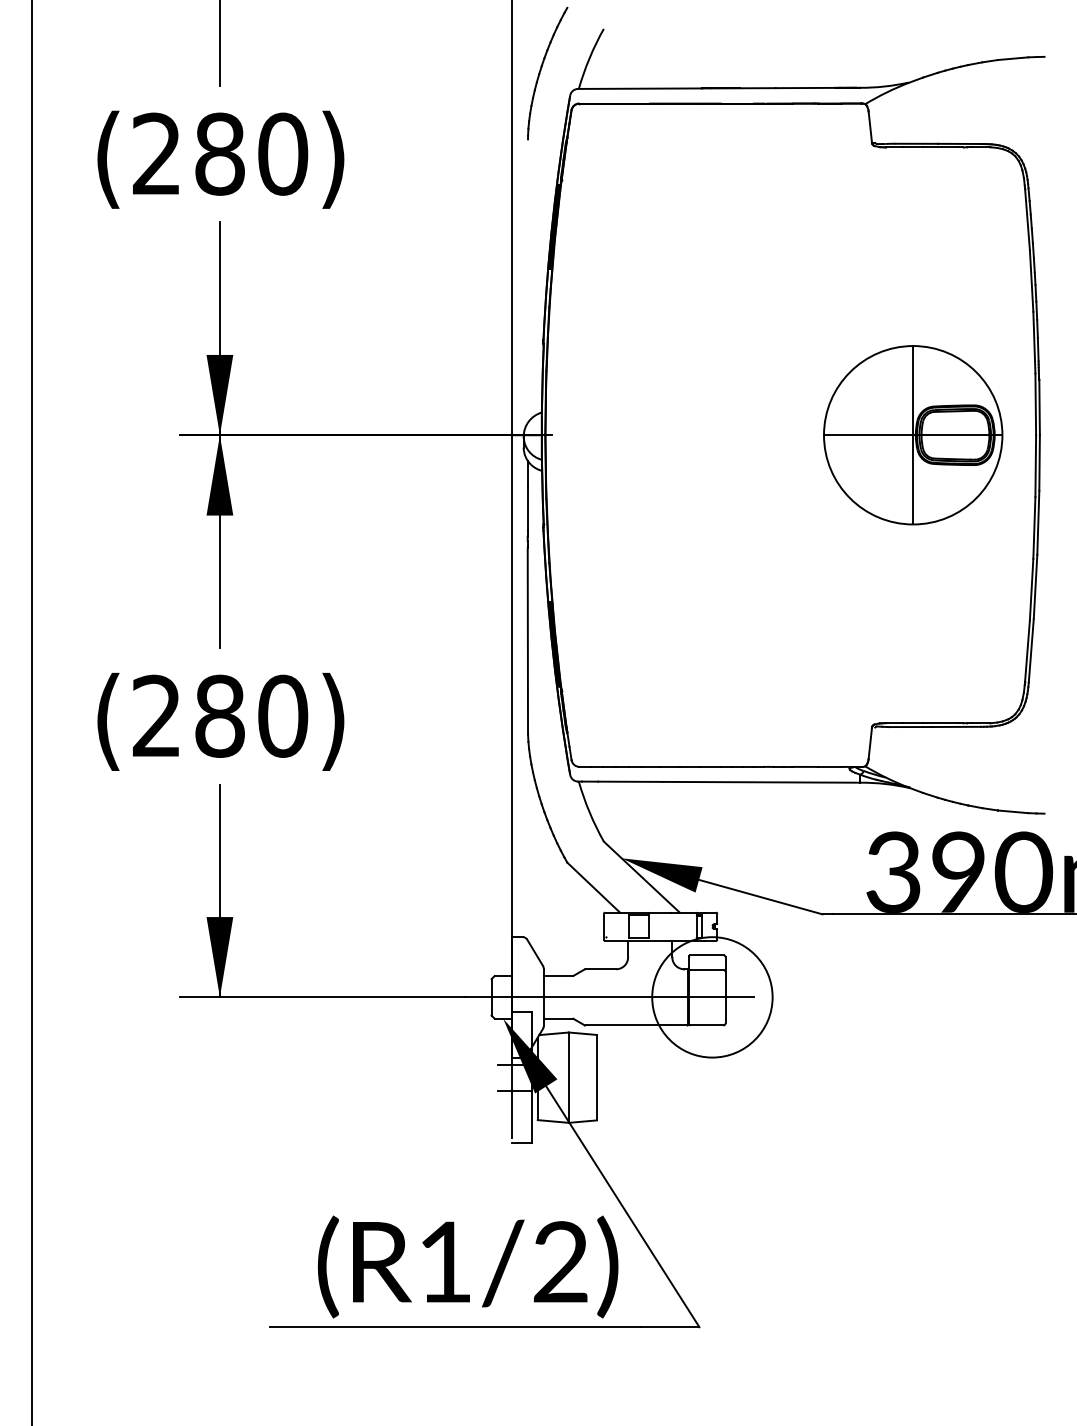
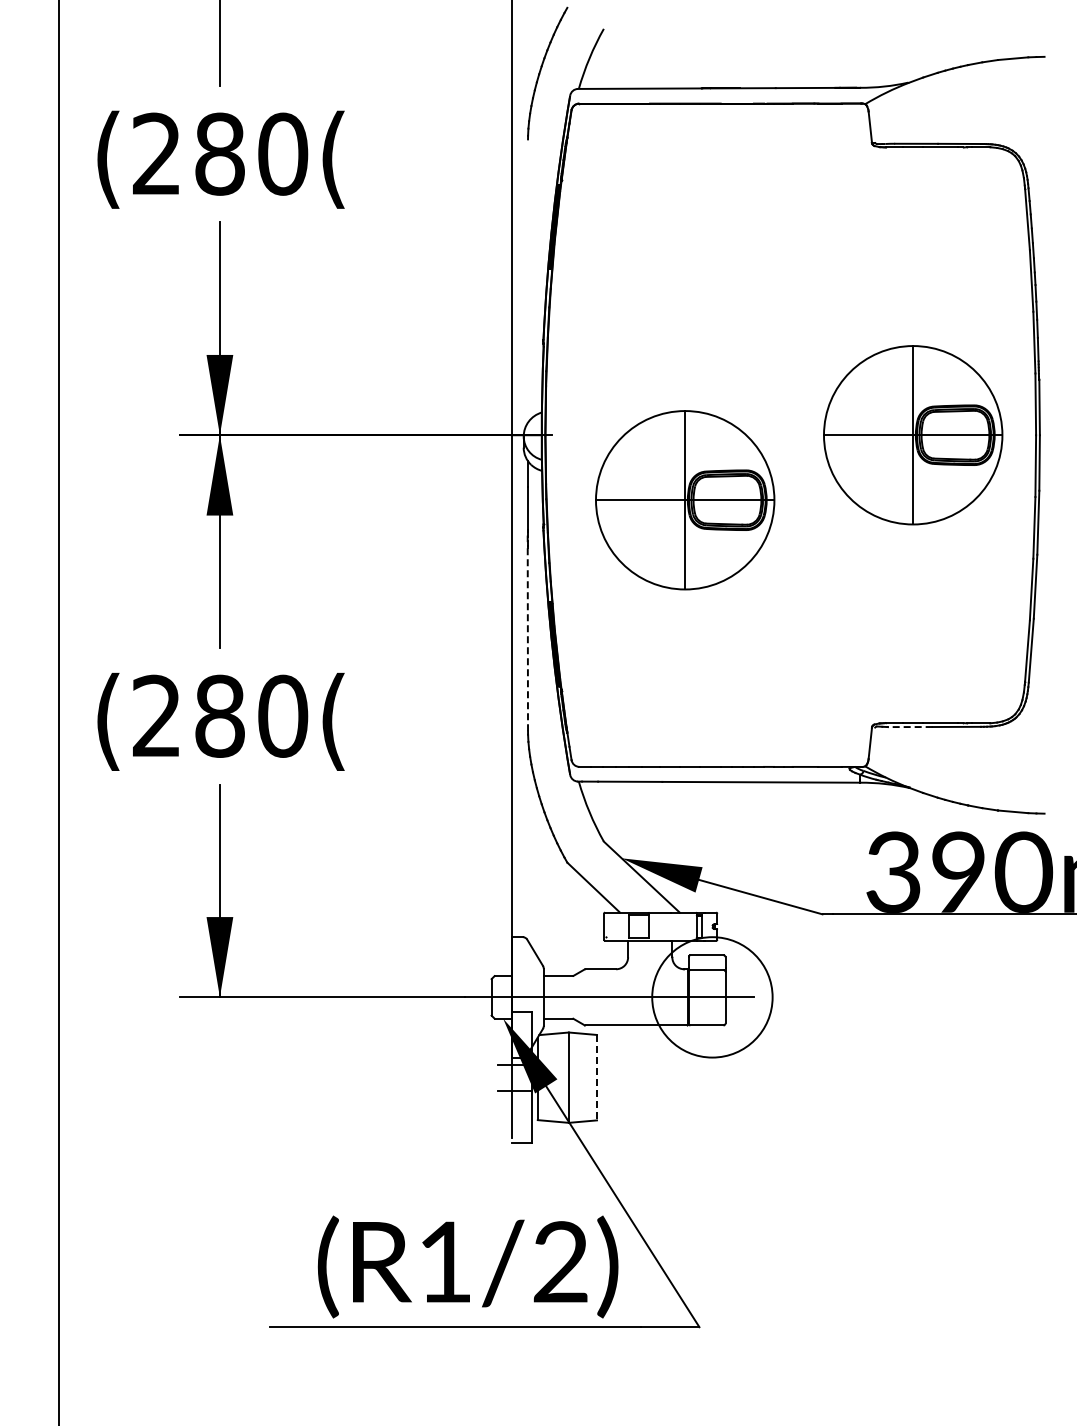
text: ) -> ( (333, 159)
part: none -> present (685, 500)
line: solid -> dashed (527, 640)
line position: (32, 712) -> (59, 712) (59, 712)
text: ) -> ( (333, 721)
line: solid -> dashed (910, 727)
line: solid -> dashed (597, 1077)
